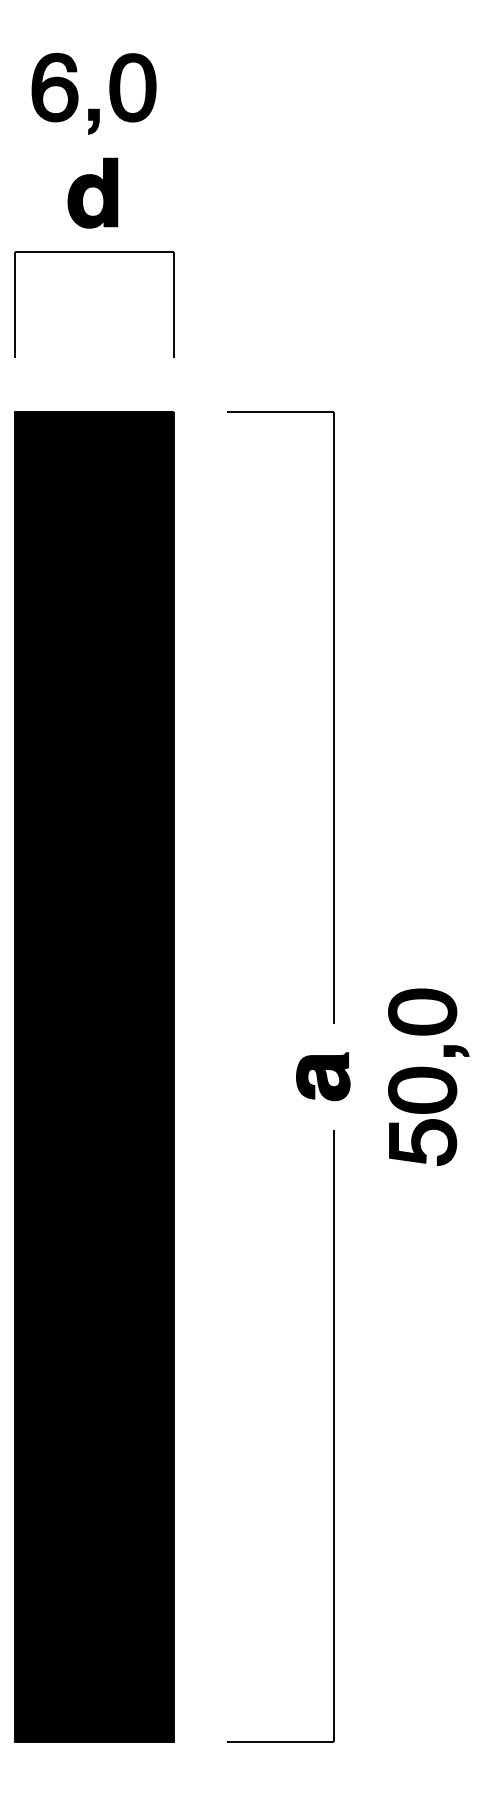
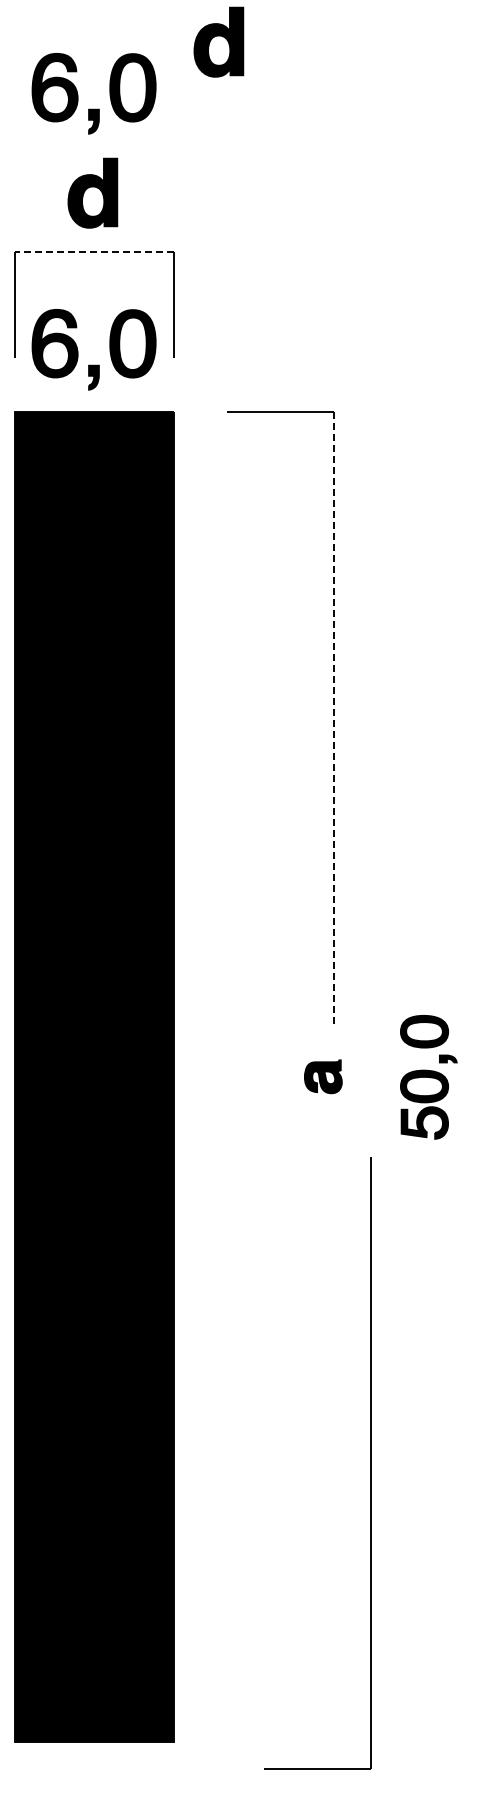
part: none -> present (218, 41)
line: solid -> dashed (94, 251)
part: none -> present (93, 364)
line: solid -> dashed (333, 717)
part size: 55x50 px -> 39x36 px (323, 1076)
part size: 82x179 px -> 58x125 px (428, 1077)
part position: (333, 1436) -> (370, 1463) (370, 1463)
